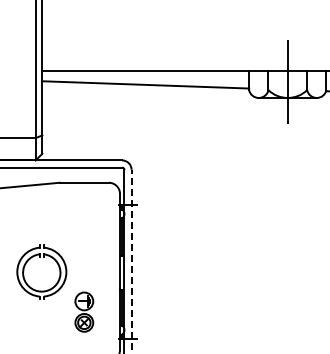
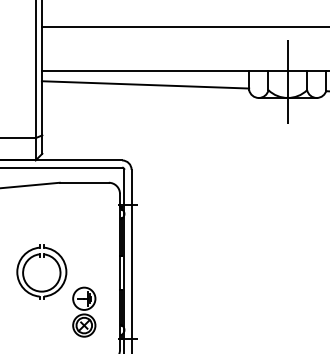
line: none -> present (184, 26)
line: dashed -> solid (131, 261)
part size: 21x42 px -> 25x52 px (84, 311)
